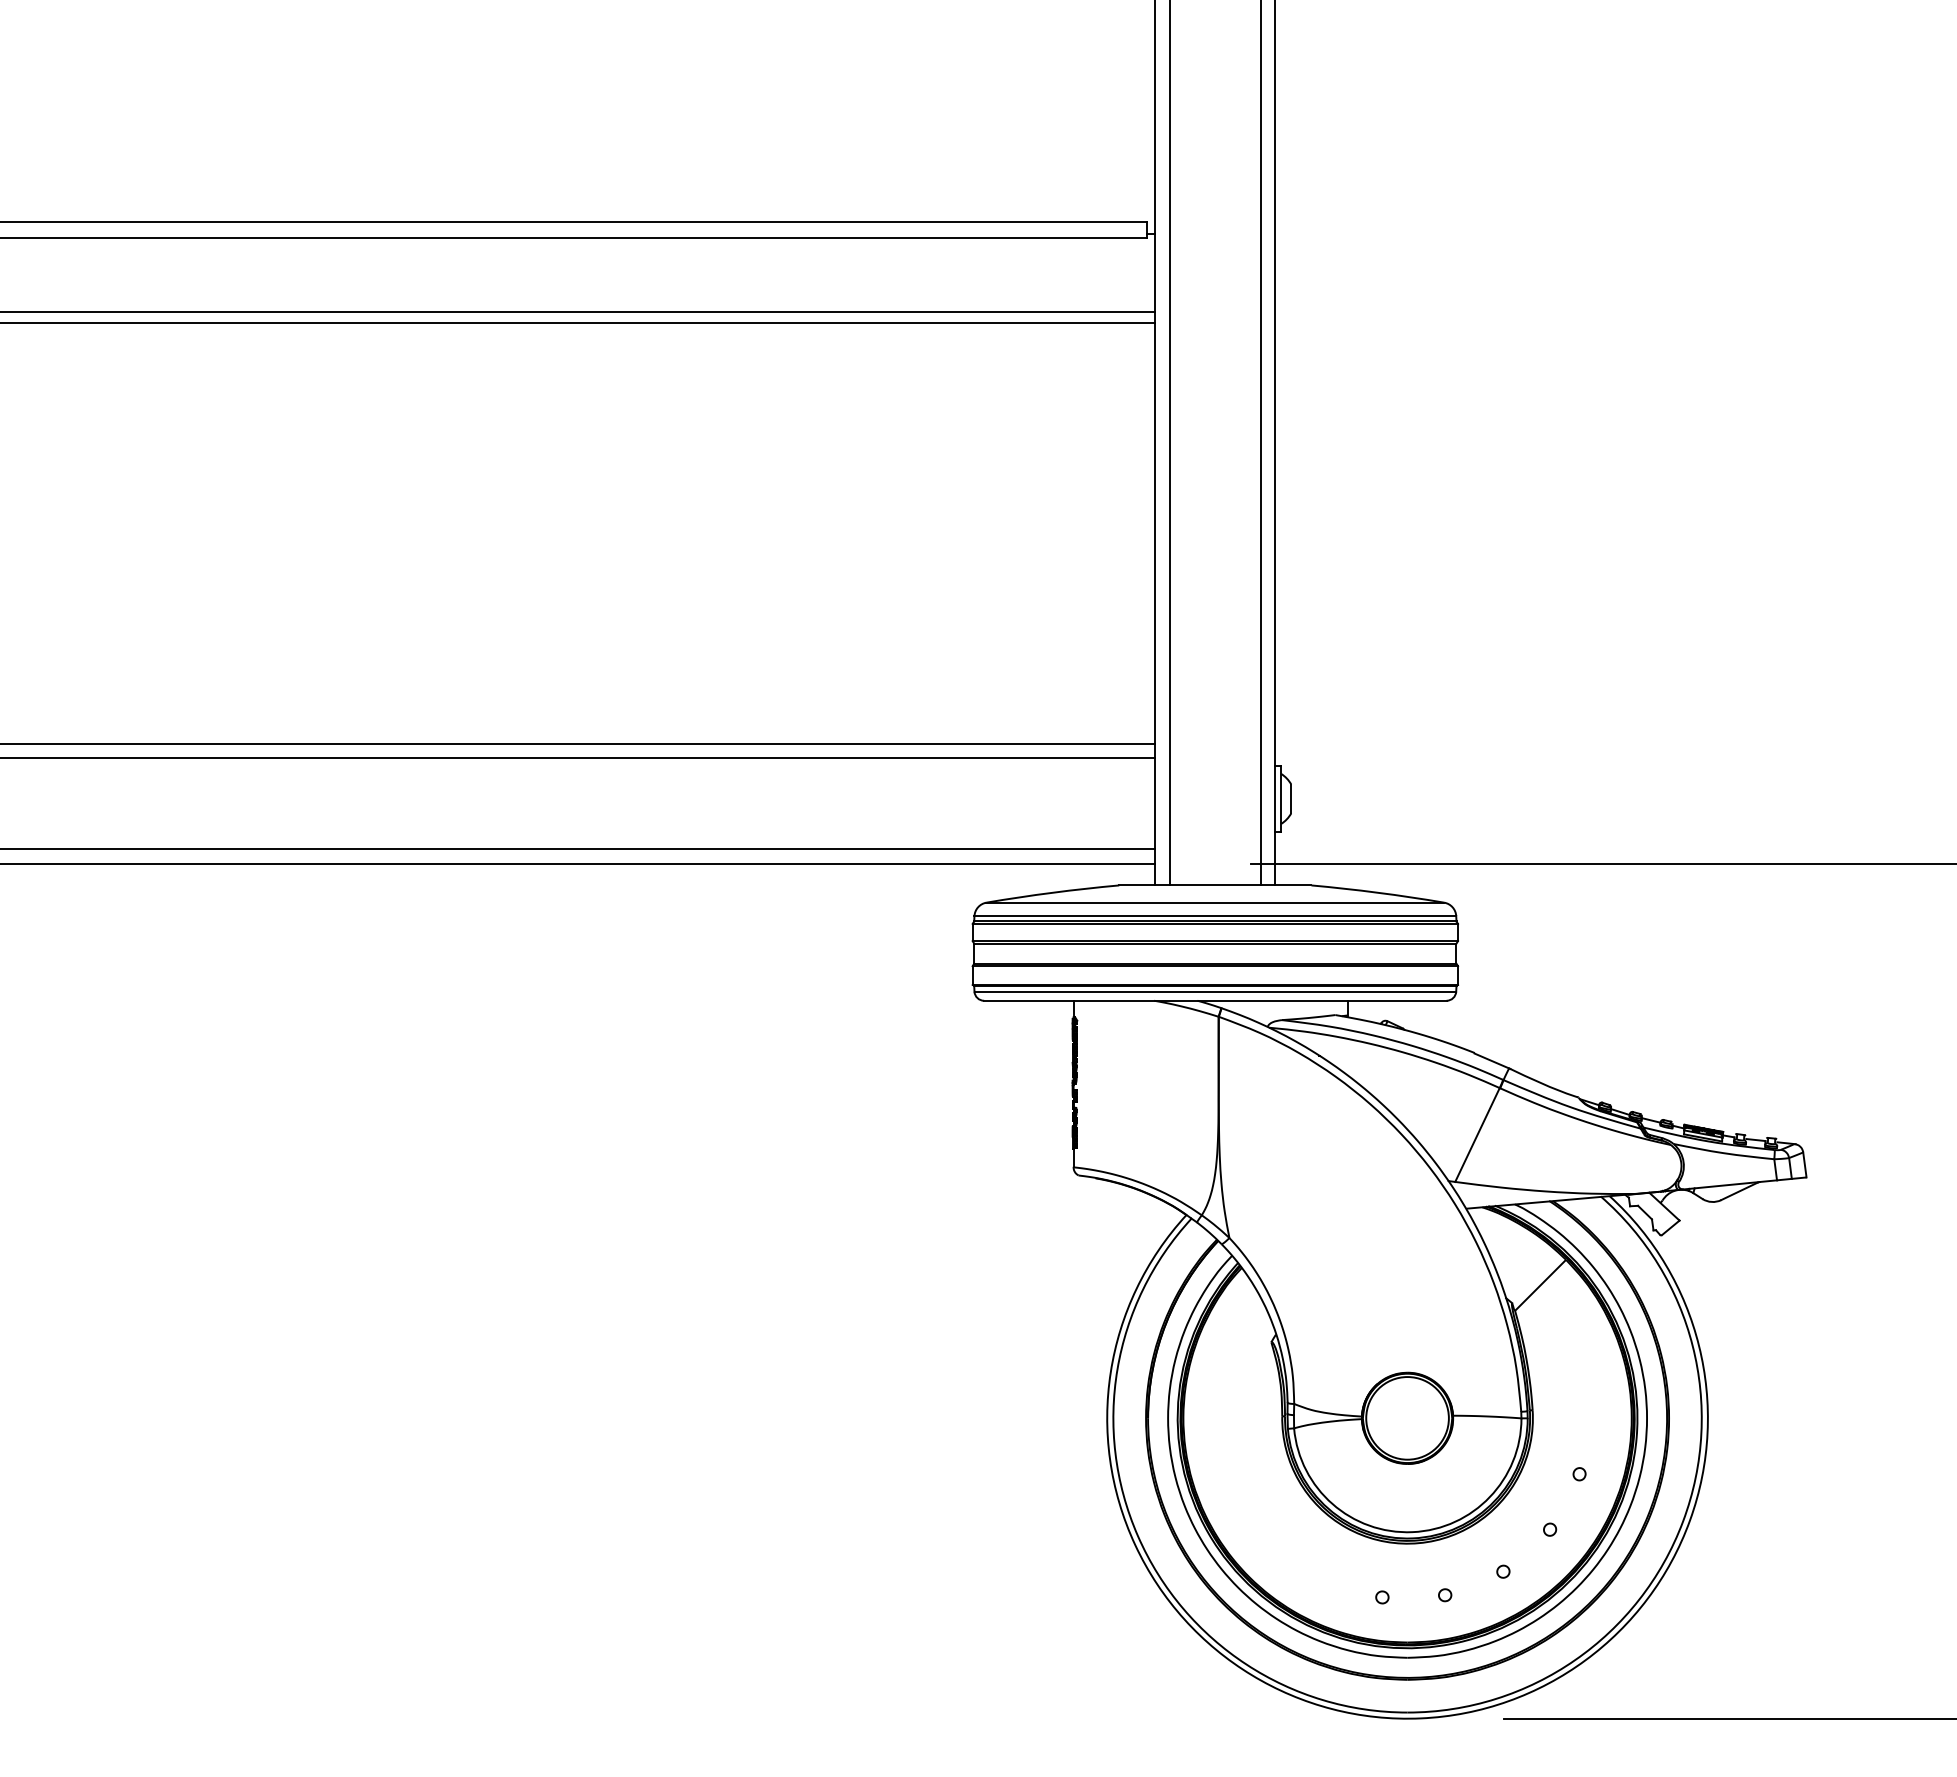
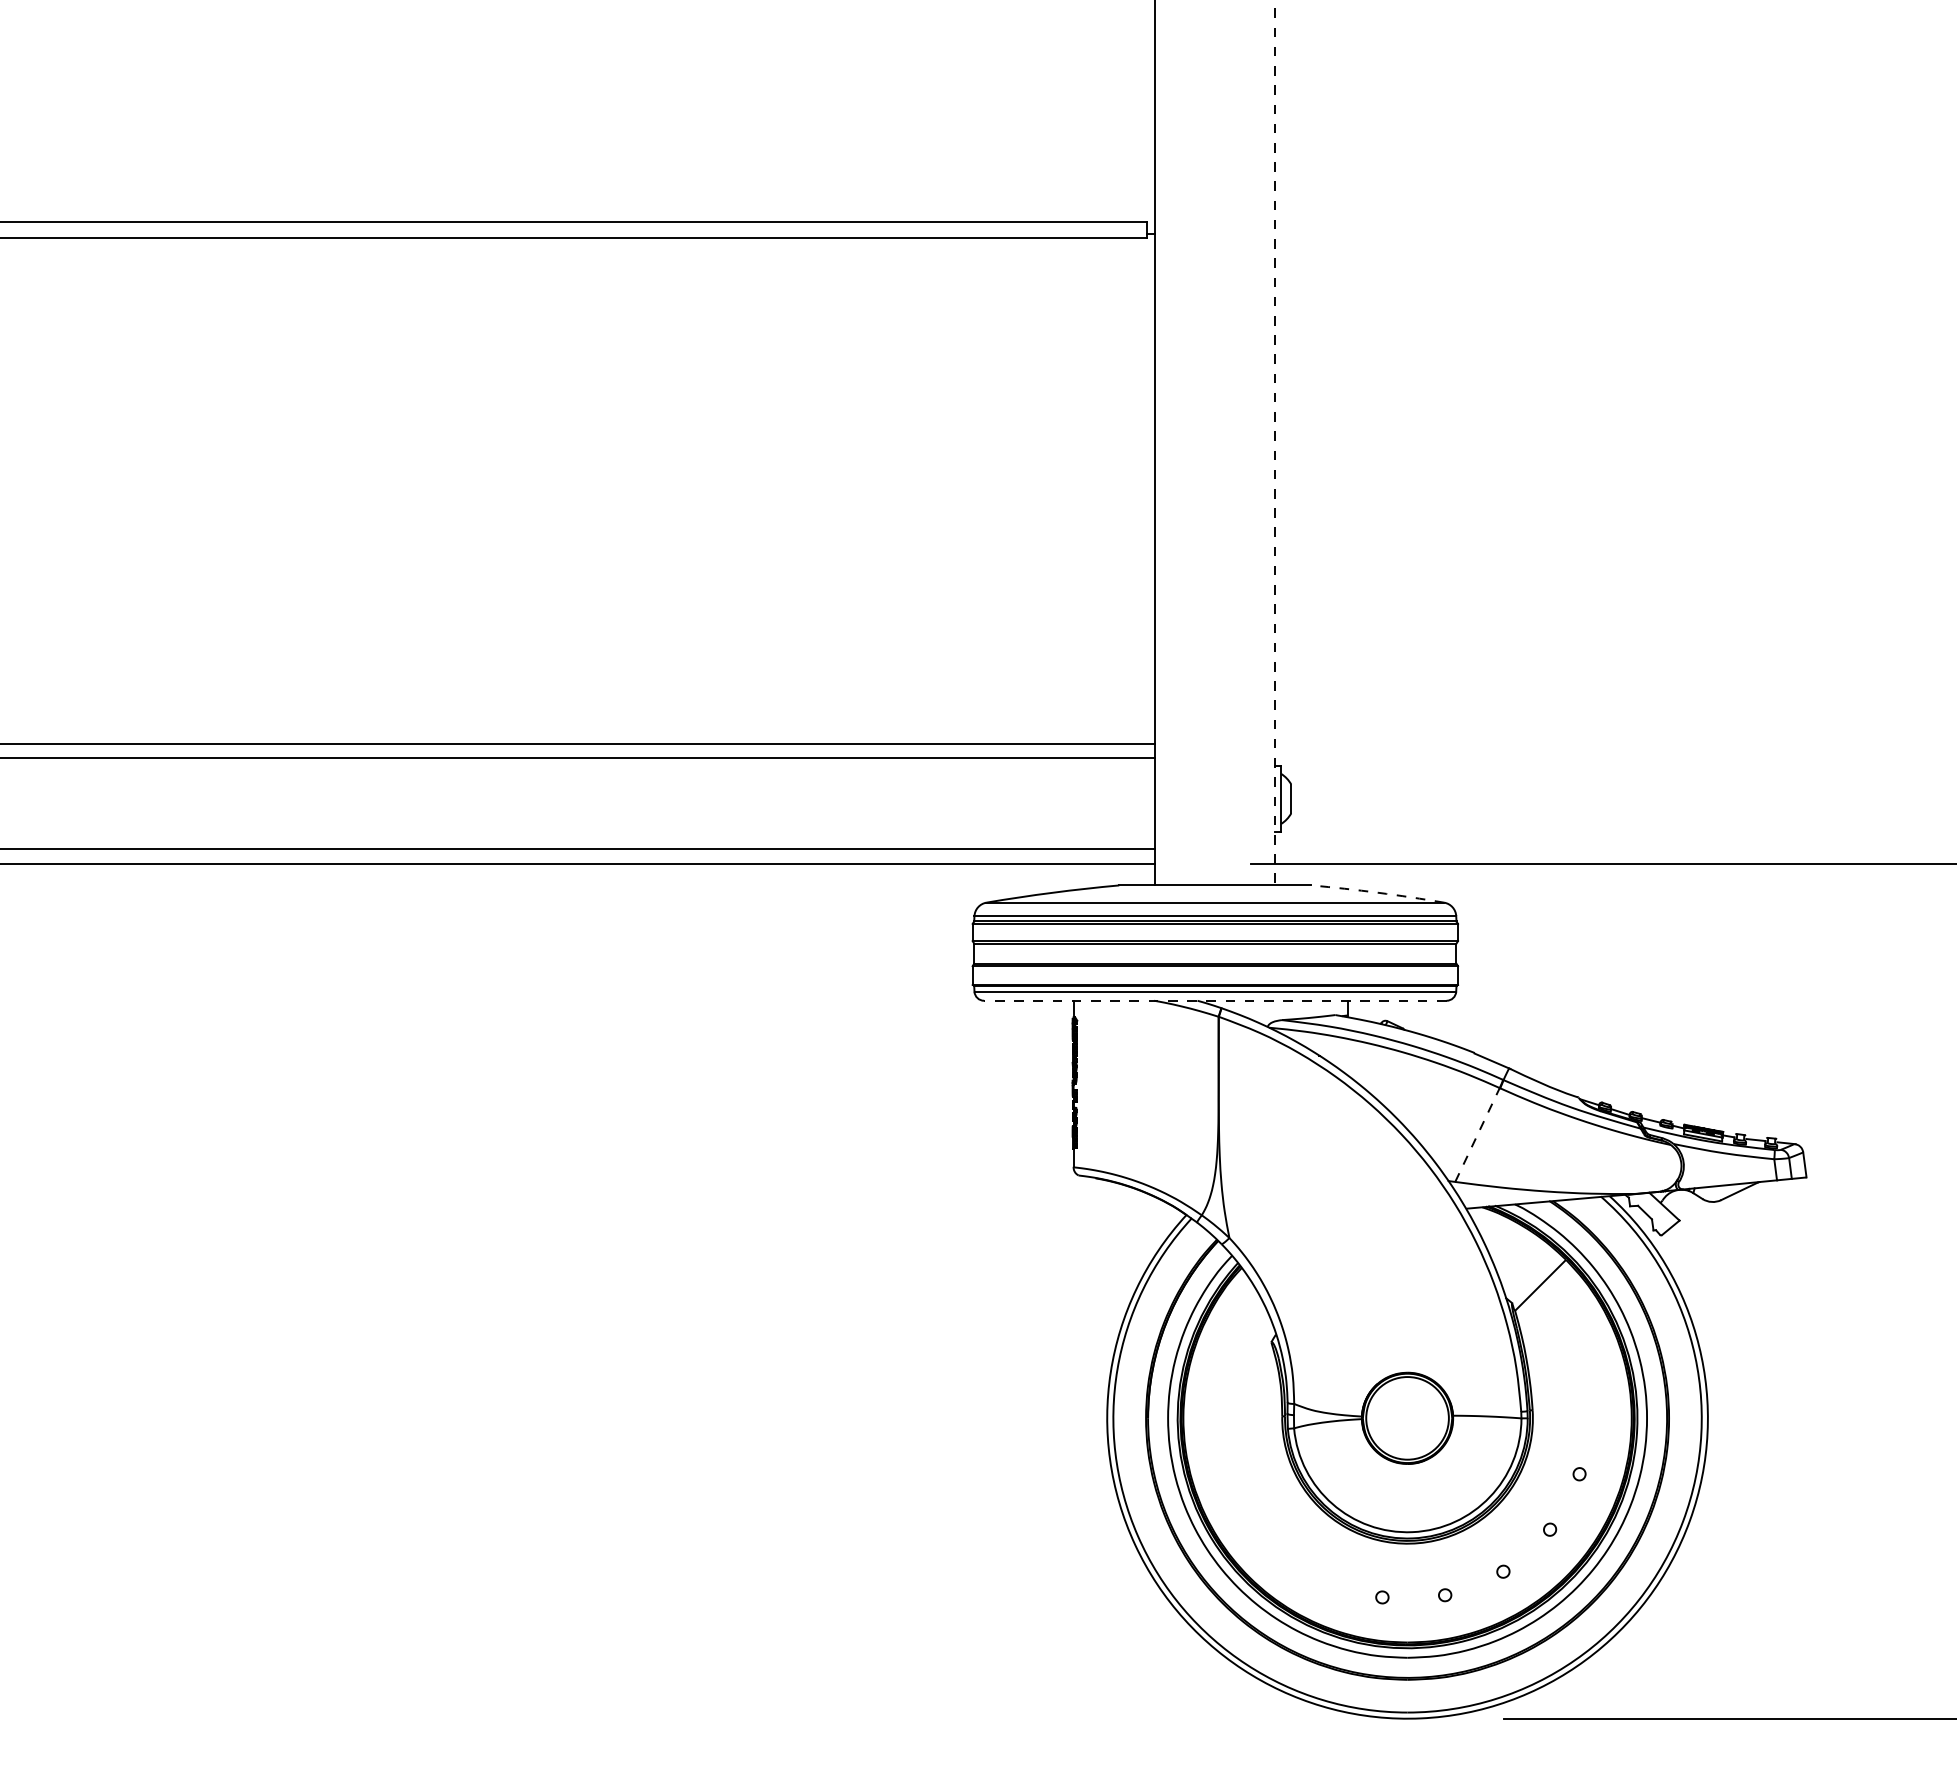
line: present -> none (578, 312)
line: present -> none (578, 323)
line: present -> none (1169, 443)
line: present -> none (1261, 443)
line: solid -> dashed (1275, 443)
arc: solid -> dashed (1378, 892)
line: solid -> dashed (1214, 1000)
line: solid -> dashed (1477, 1135)
